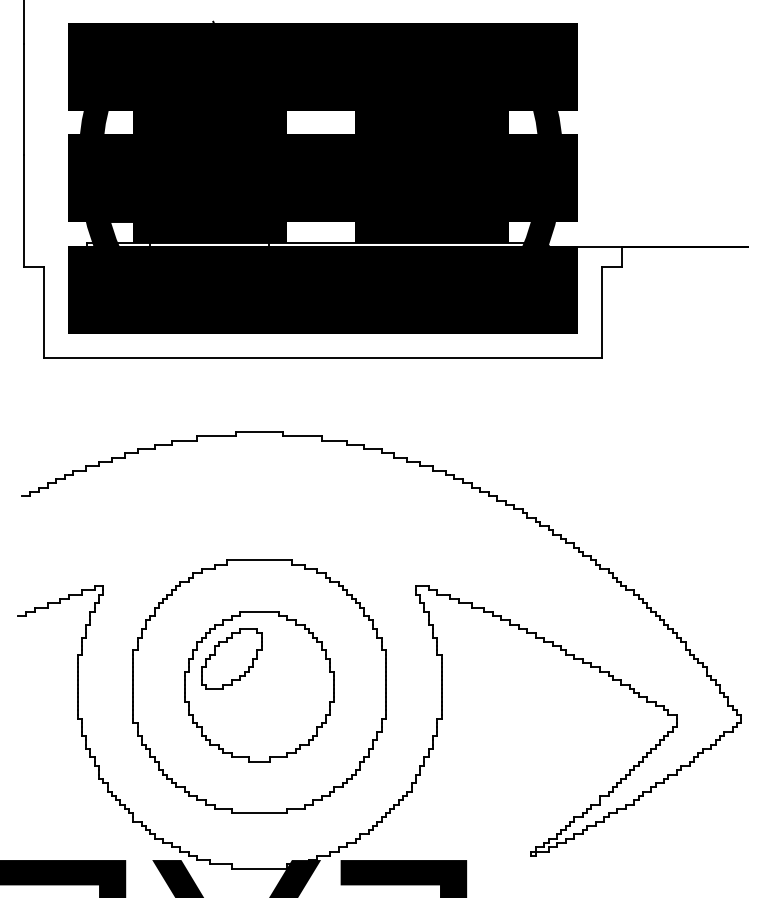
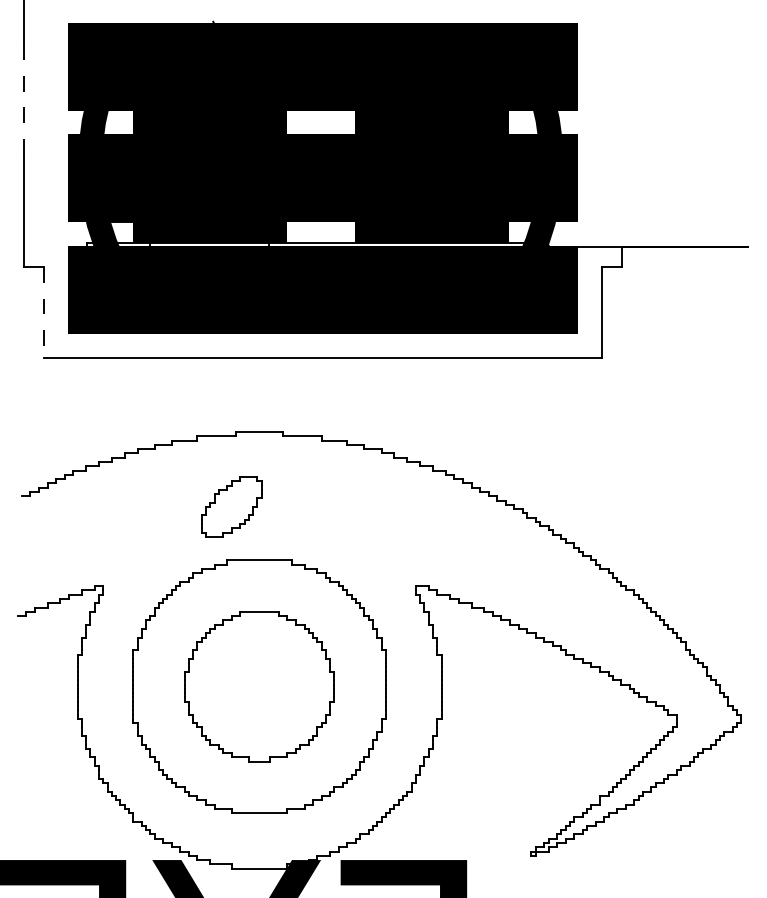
line: solid -> dashed (23, 99)
line: solid -> dashed (43, 312)
part position: (231, 658) -> (231, 506) (231, 506)
